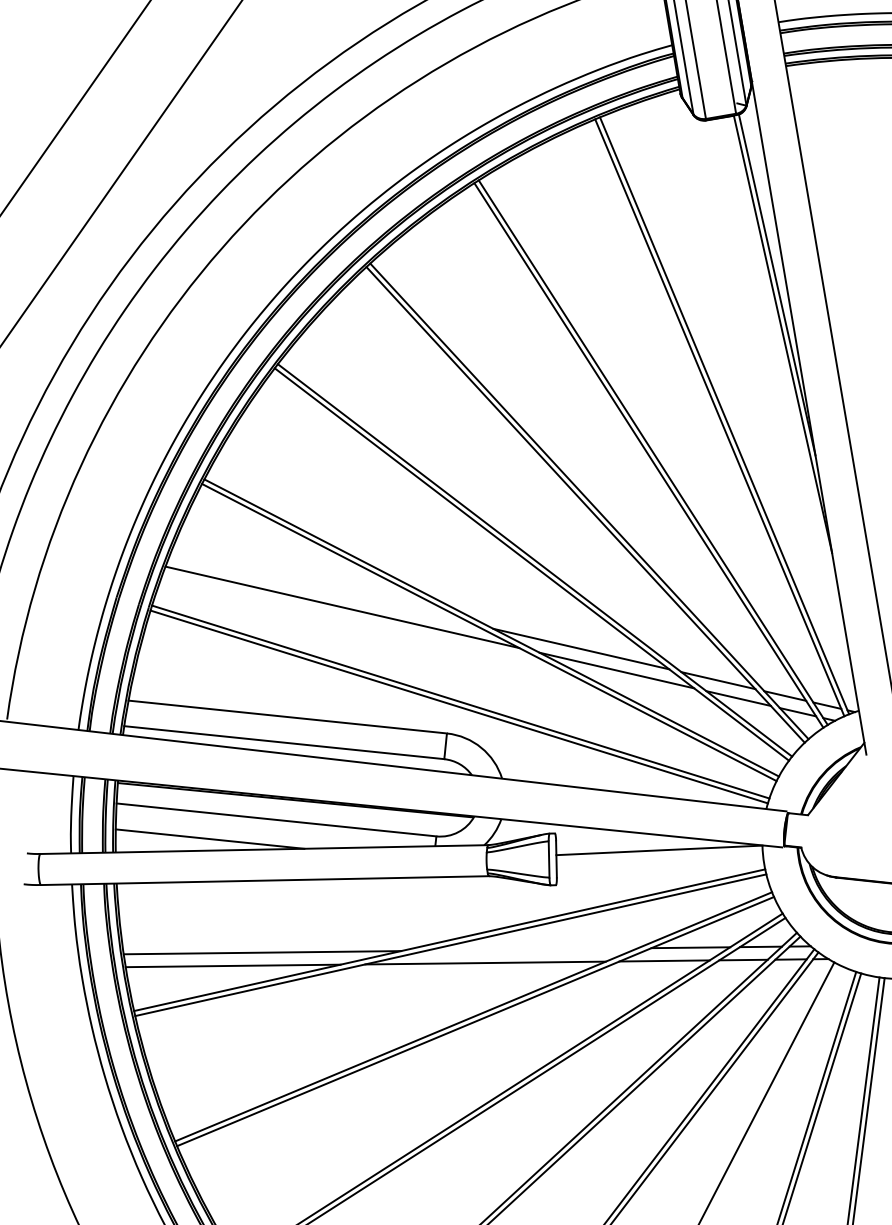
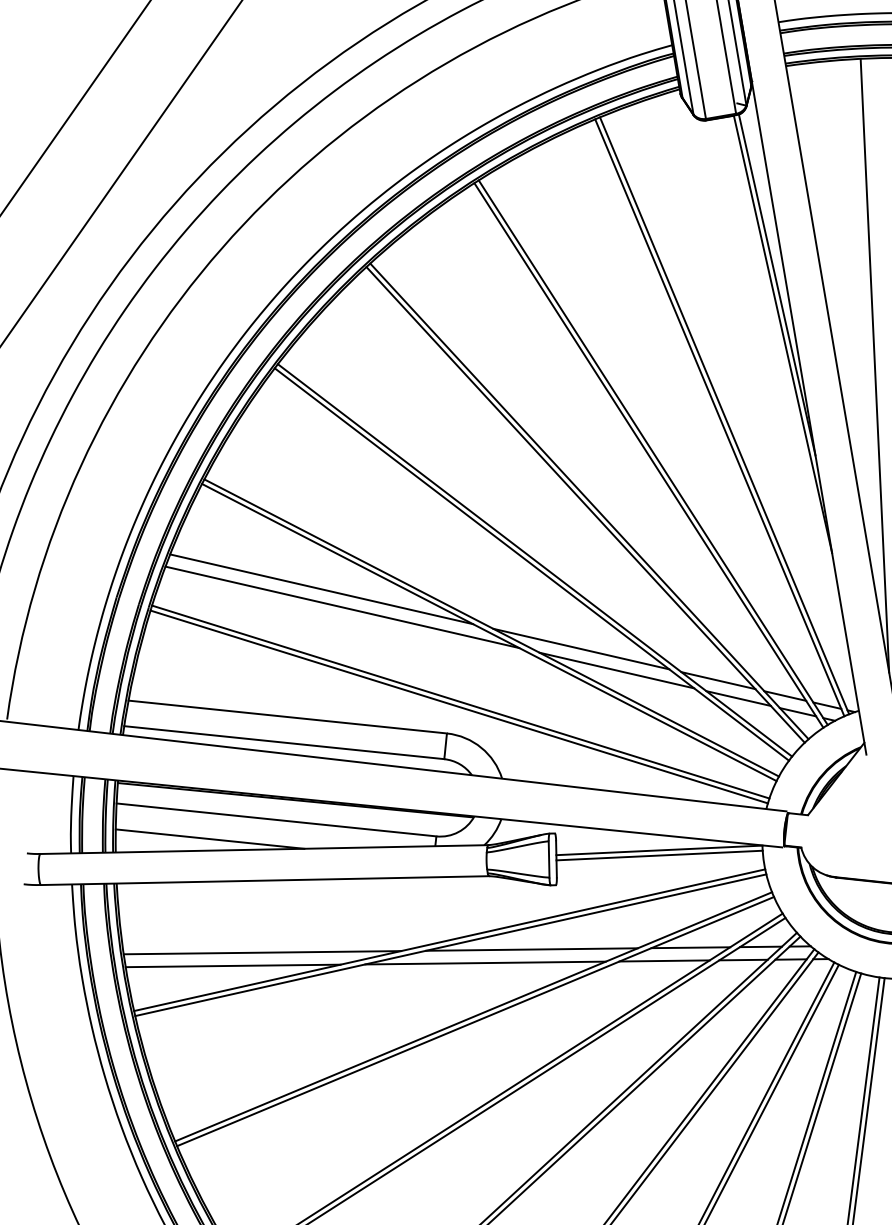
line: none -> present (874, 363)
line: none -> present (321, 589)
line: none -> present (659, 855)
line: none -> present (531, 949)
line: none -> present (772, 1092)
